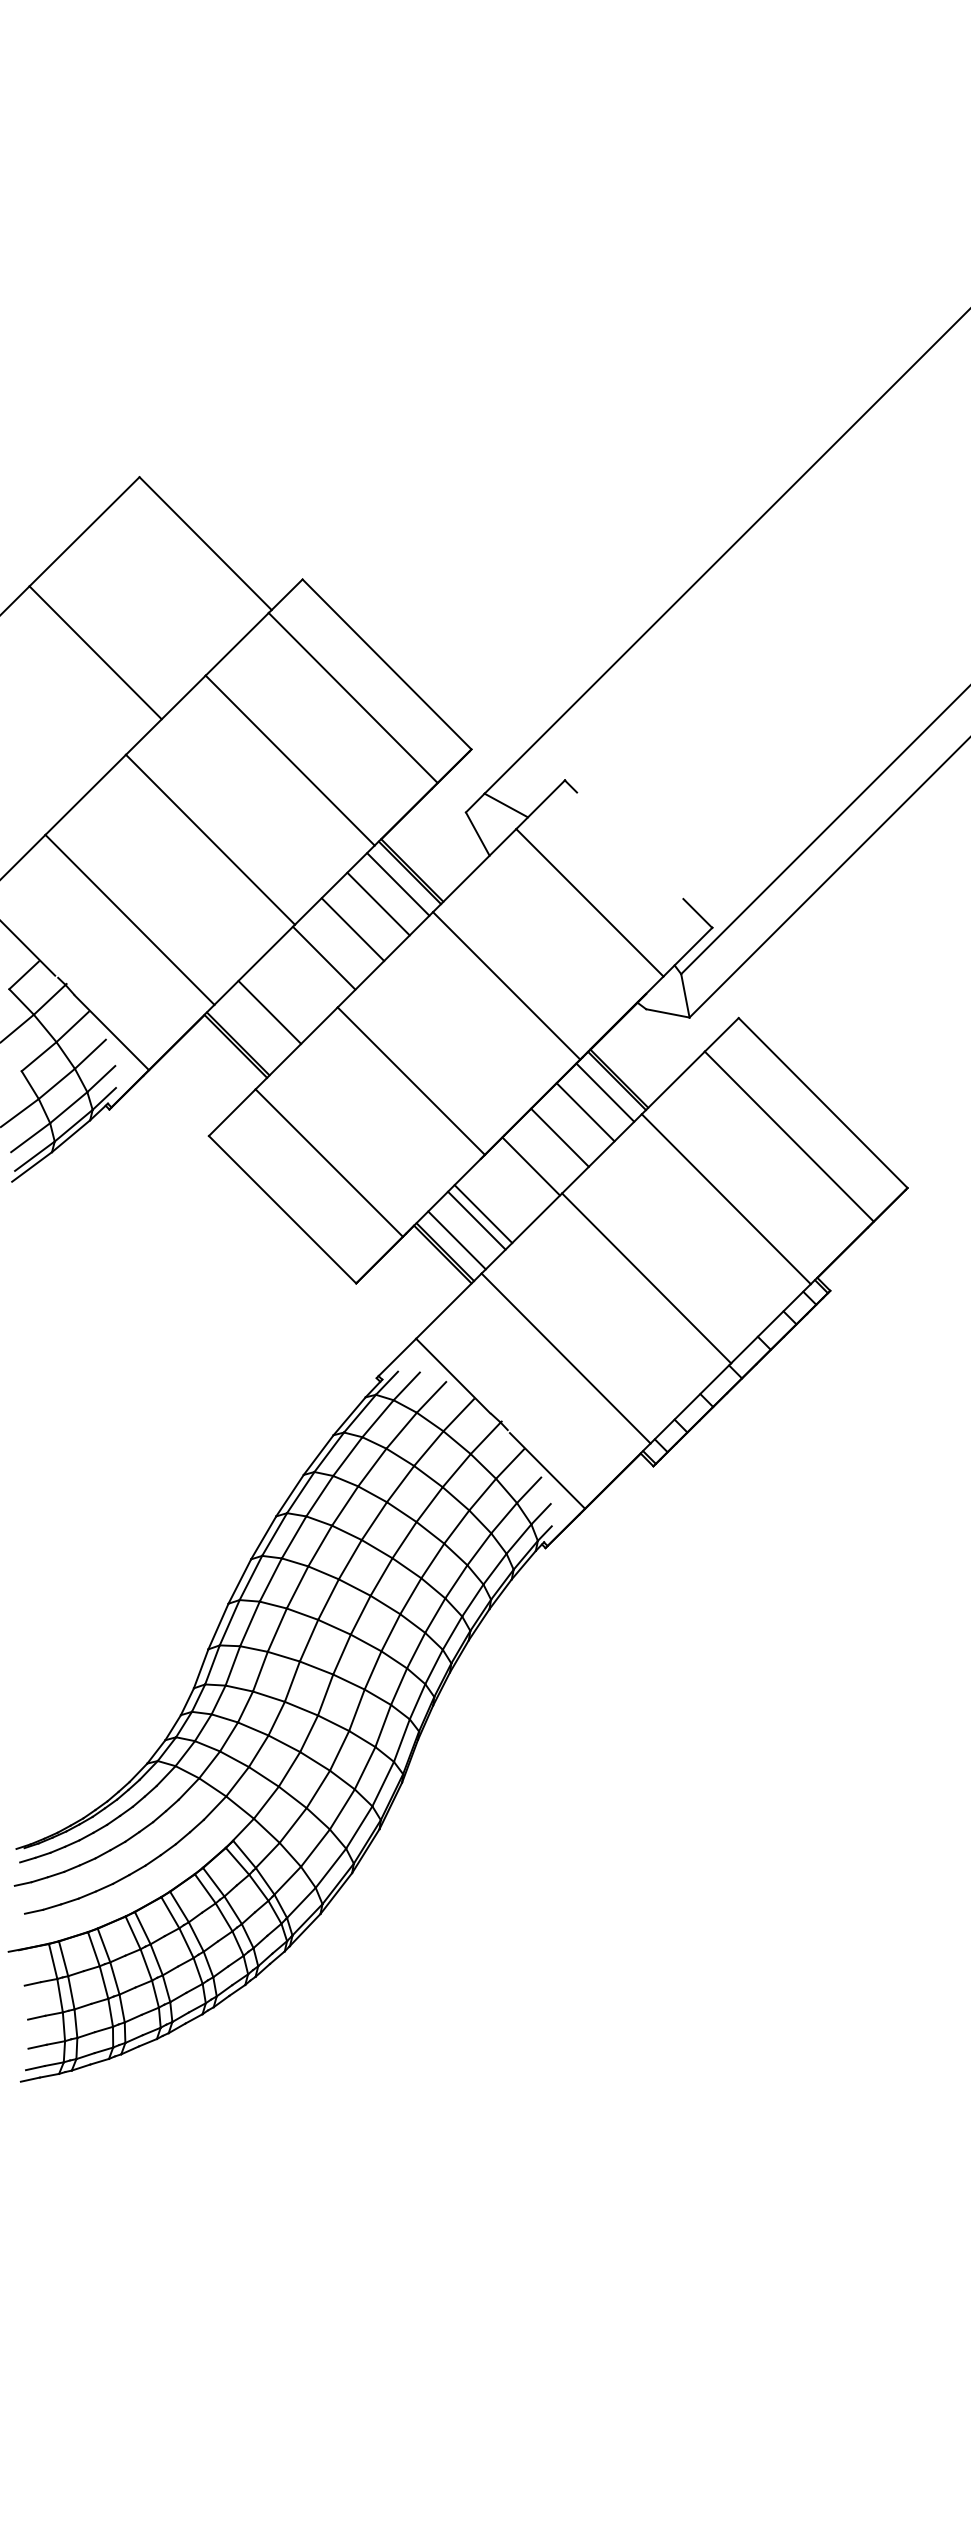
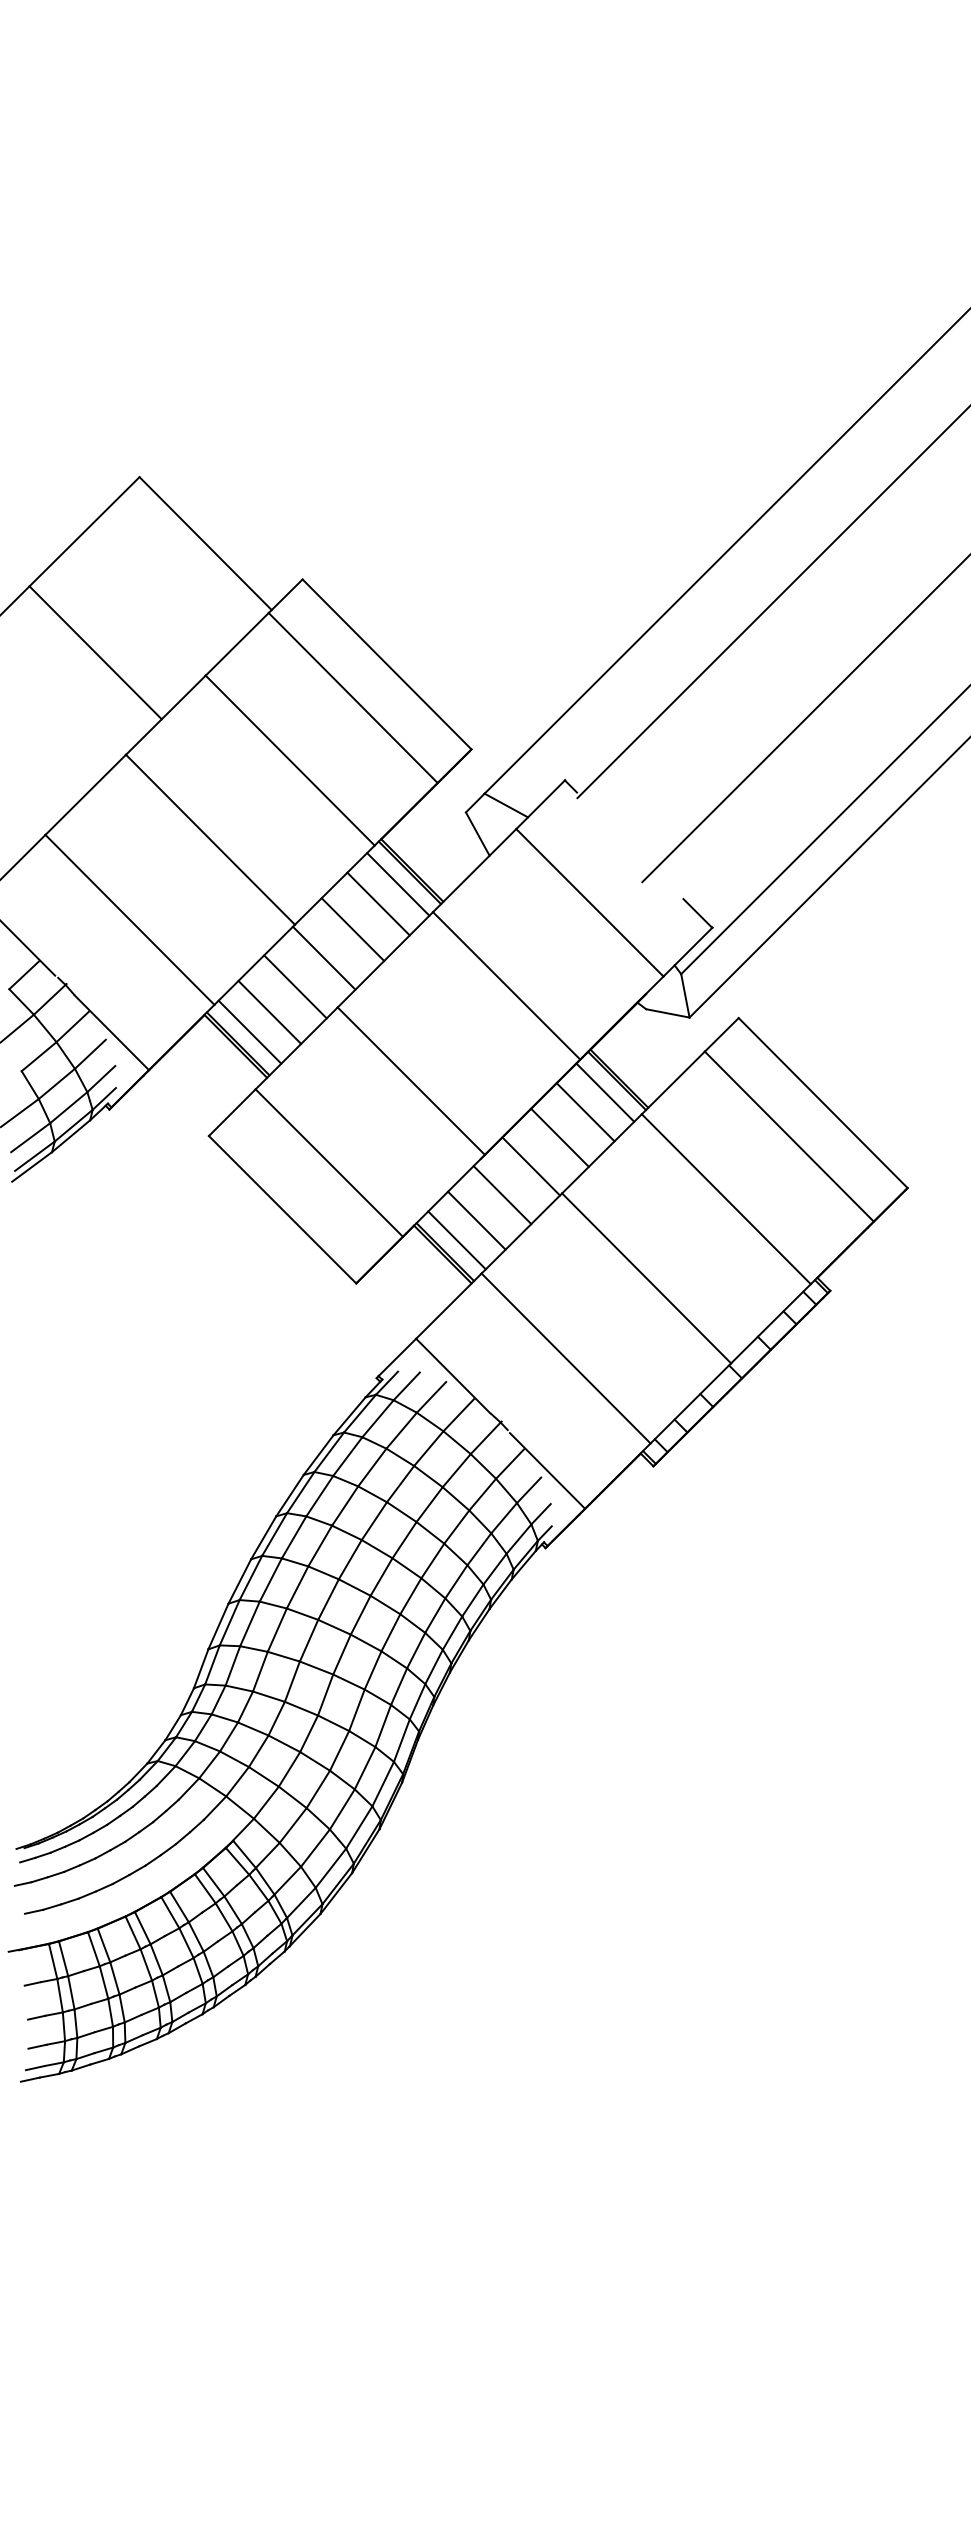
line: none -> present (772, 603)
line: none -> present (804, 719)
line: none -> present (295, 986)
line: none -> present (249, 1031)
line position: (483, 1214) -> (502, 1195) (502, 1195)
